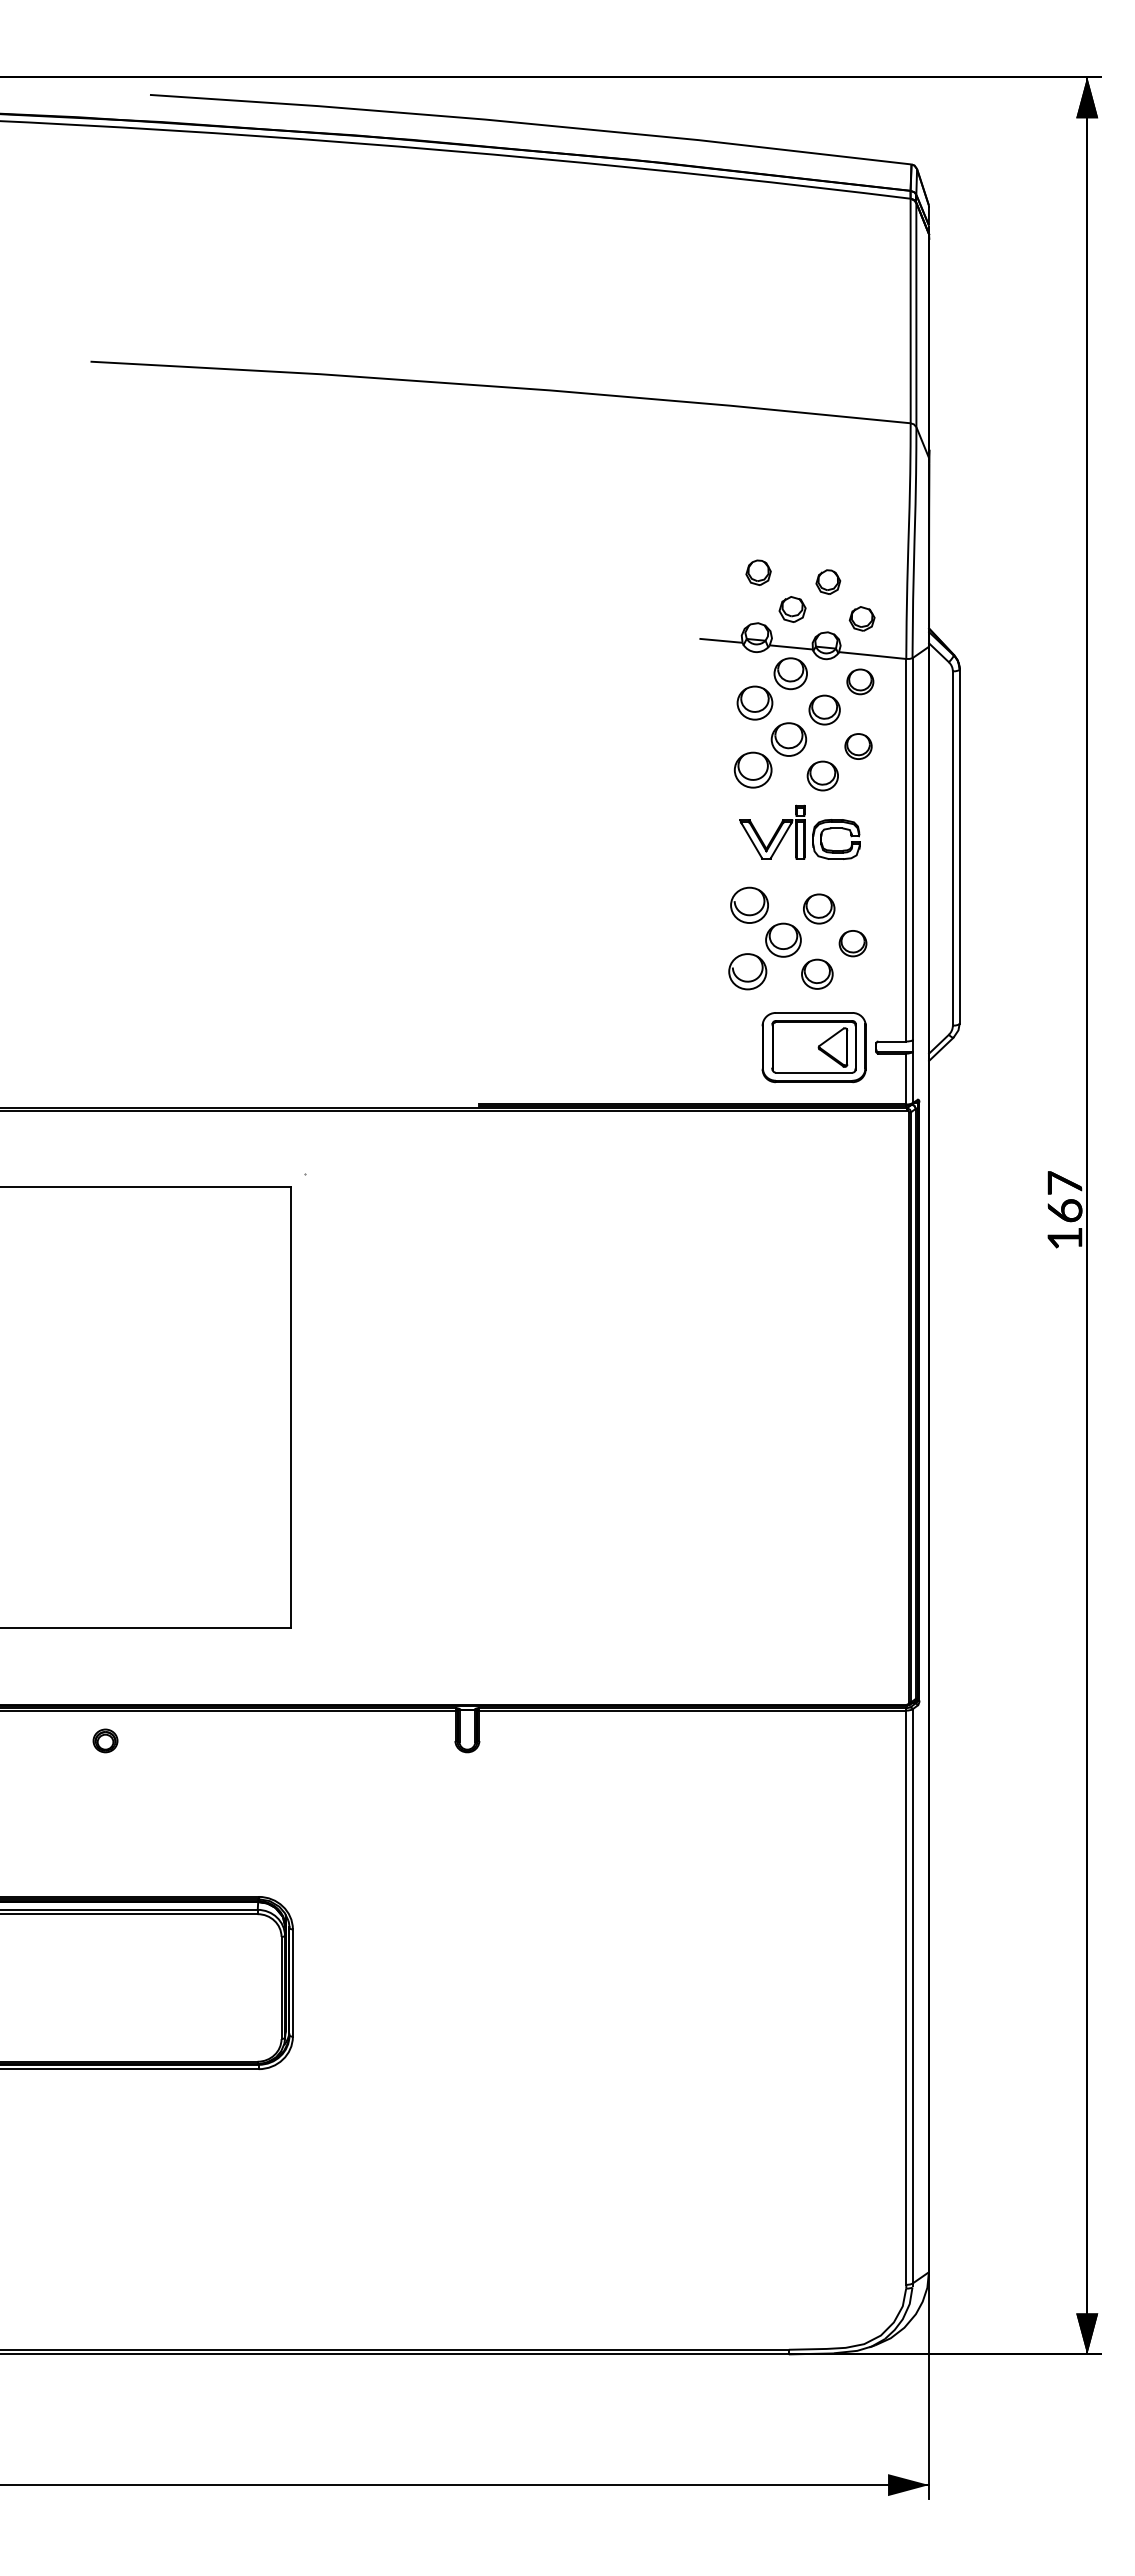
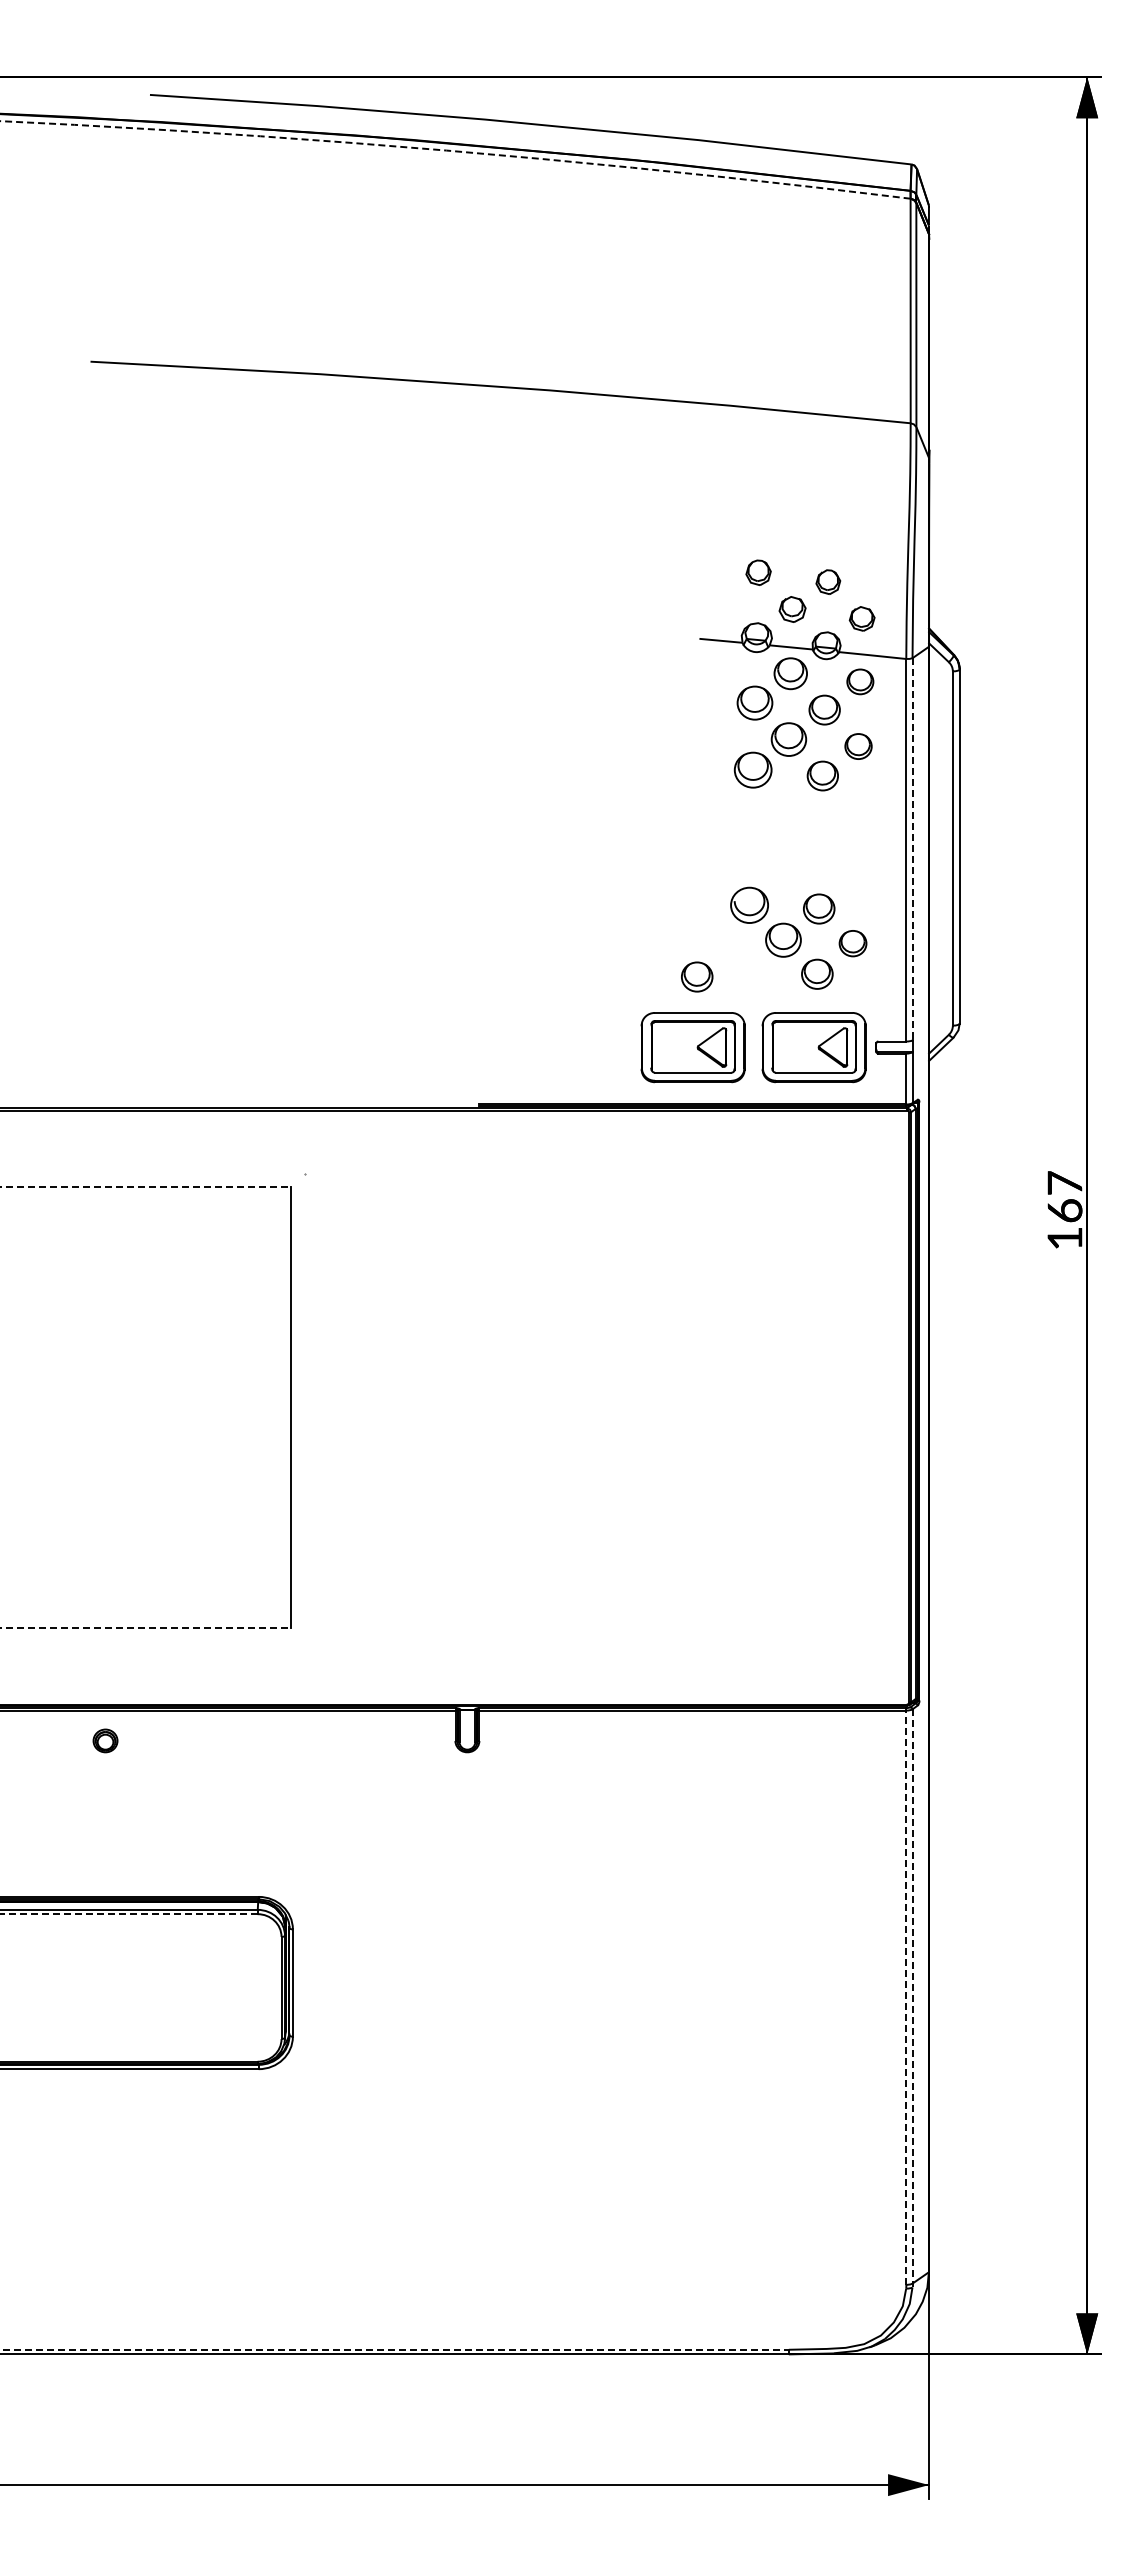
arc: solid -> dashed (455, 151)
part: present -> none (799, 831)
line: solid -> dashed (912, 849)
part: present -> none (747, 971)
part: none -> present (697, 976)
part: none -> present (692, 1047)
line: solid -> dashed (146, 1187)
line: solid -> dashed (146, 1627)
line: solid -> dashed (128, 1914)
line: solid -> dashed (906, 1997)
line: solid -> dashed (912, 1997)
line: solid -> dashed (394, 2349)
